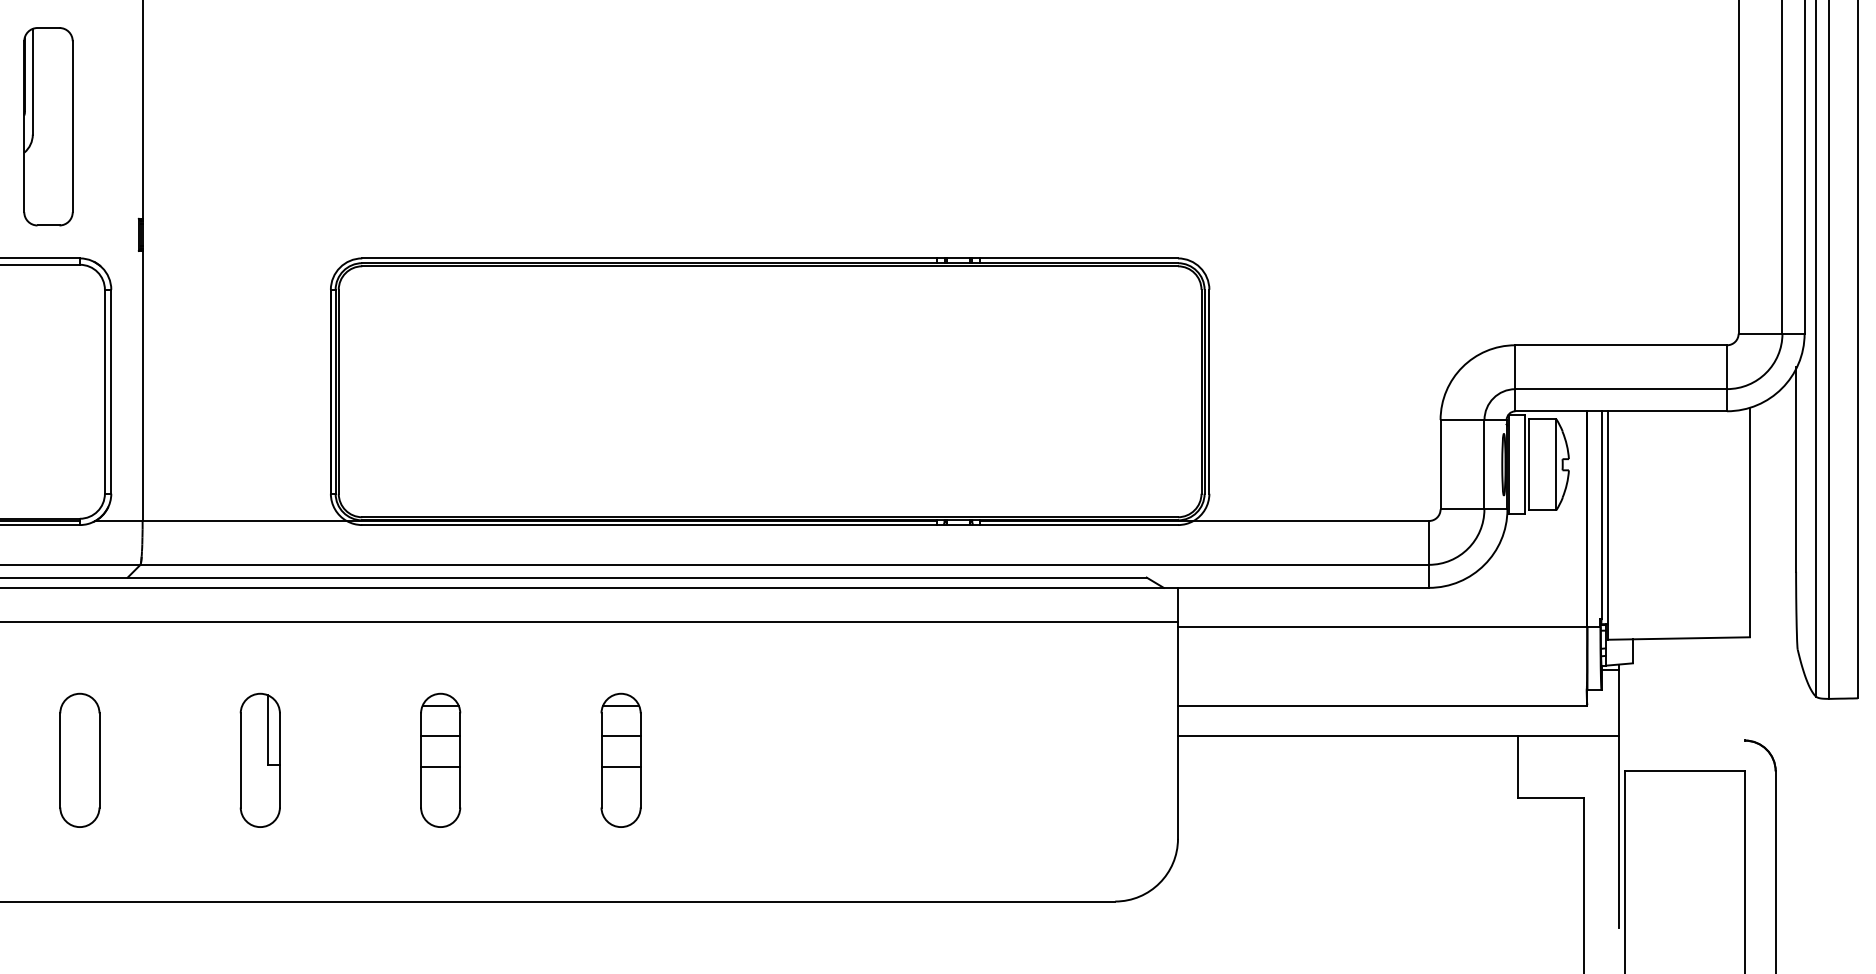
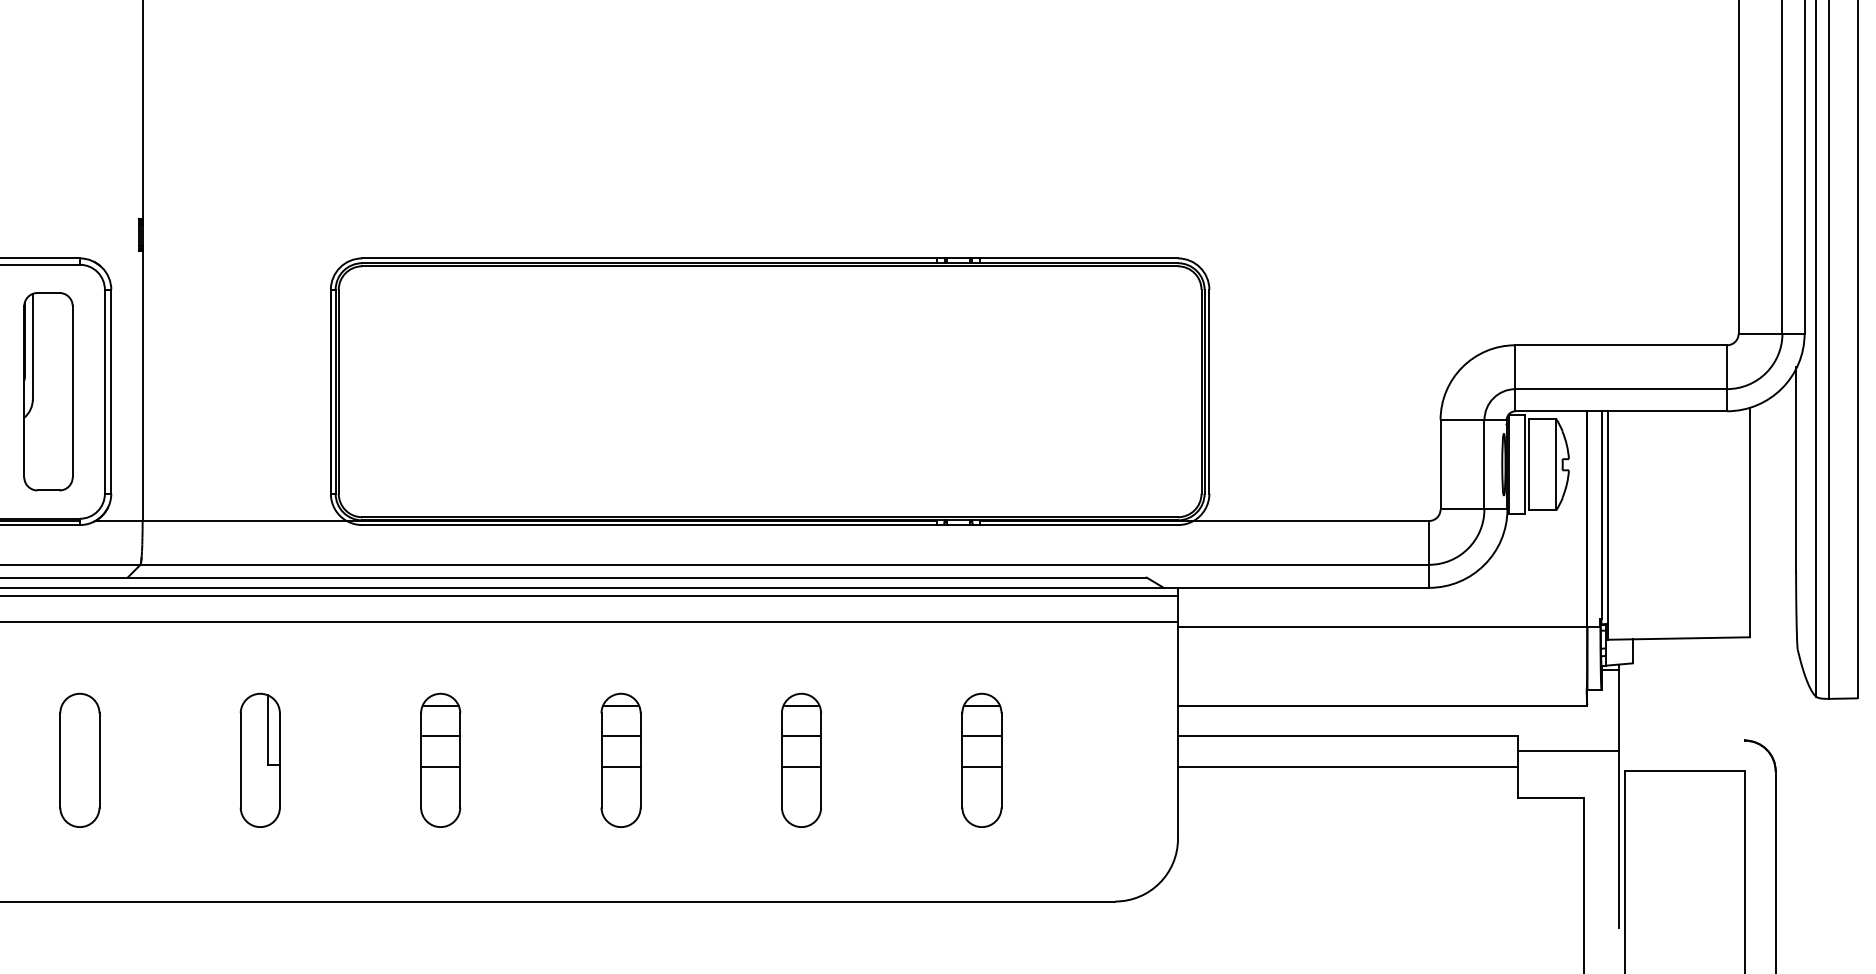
part position: (48, 126) -> (48, 391) (48, 391)
line: none -> present (590, 595)
line position: (1568, 736) -> (1568, 751) (1568, 751)
part: none -> present (801, 759)
part: none -> present (981, 759)
line: none -> present (1348, 767)
